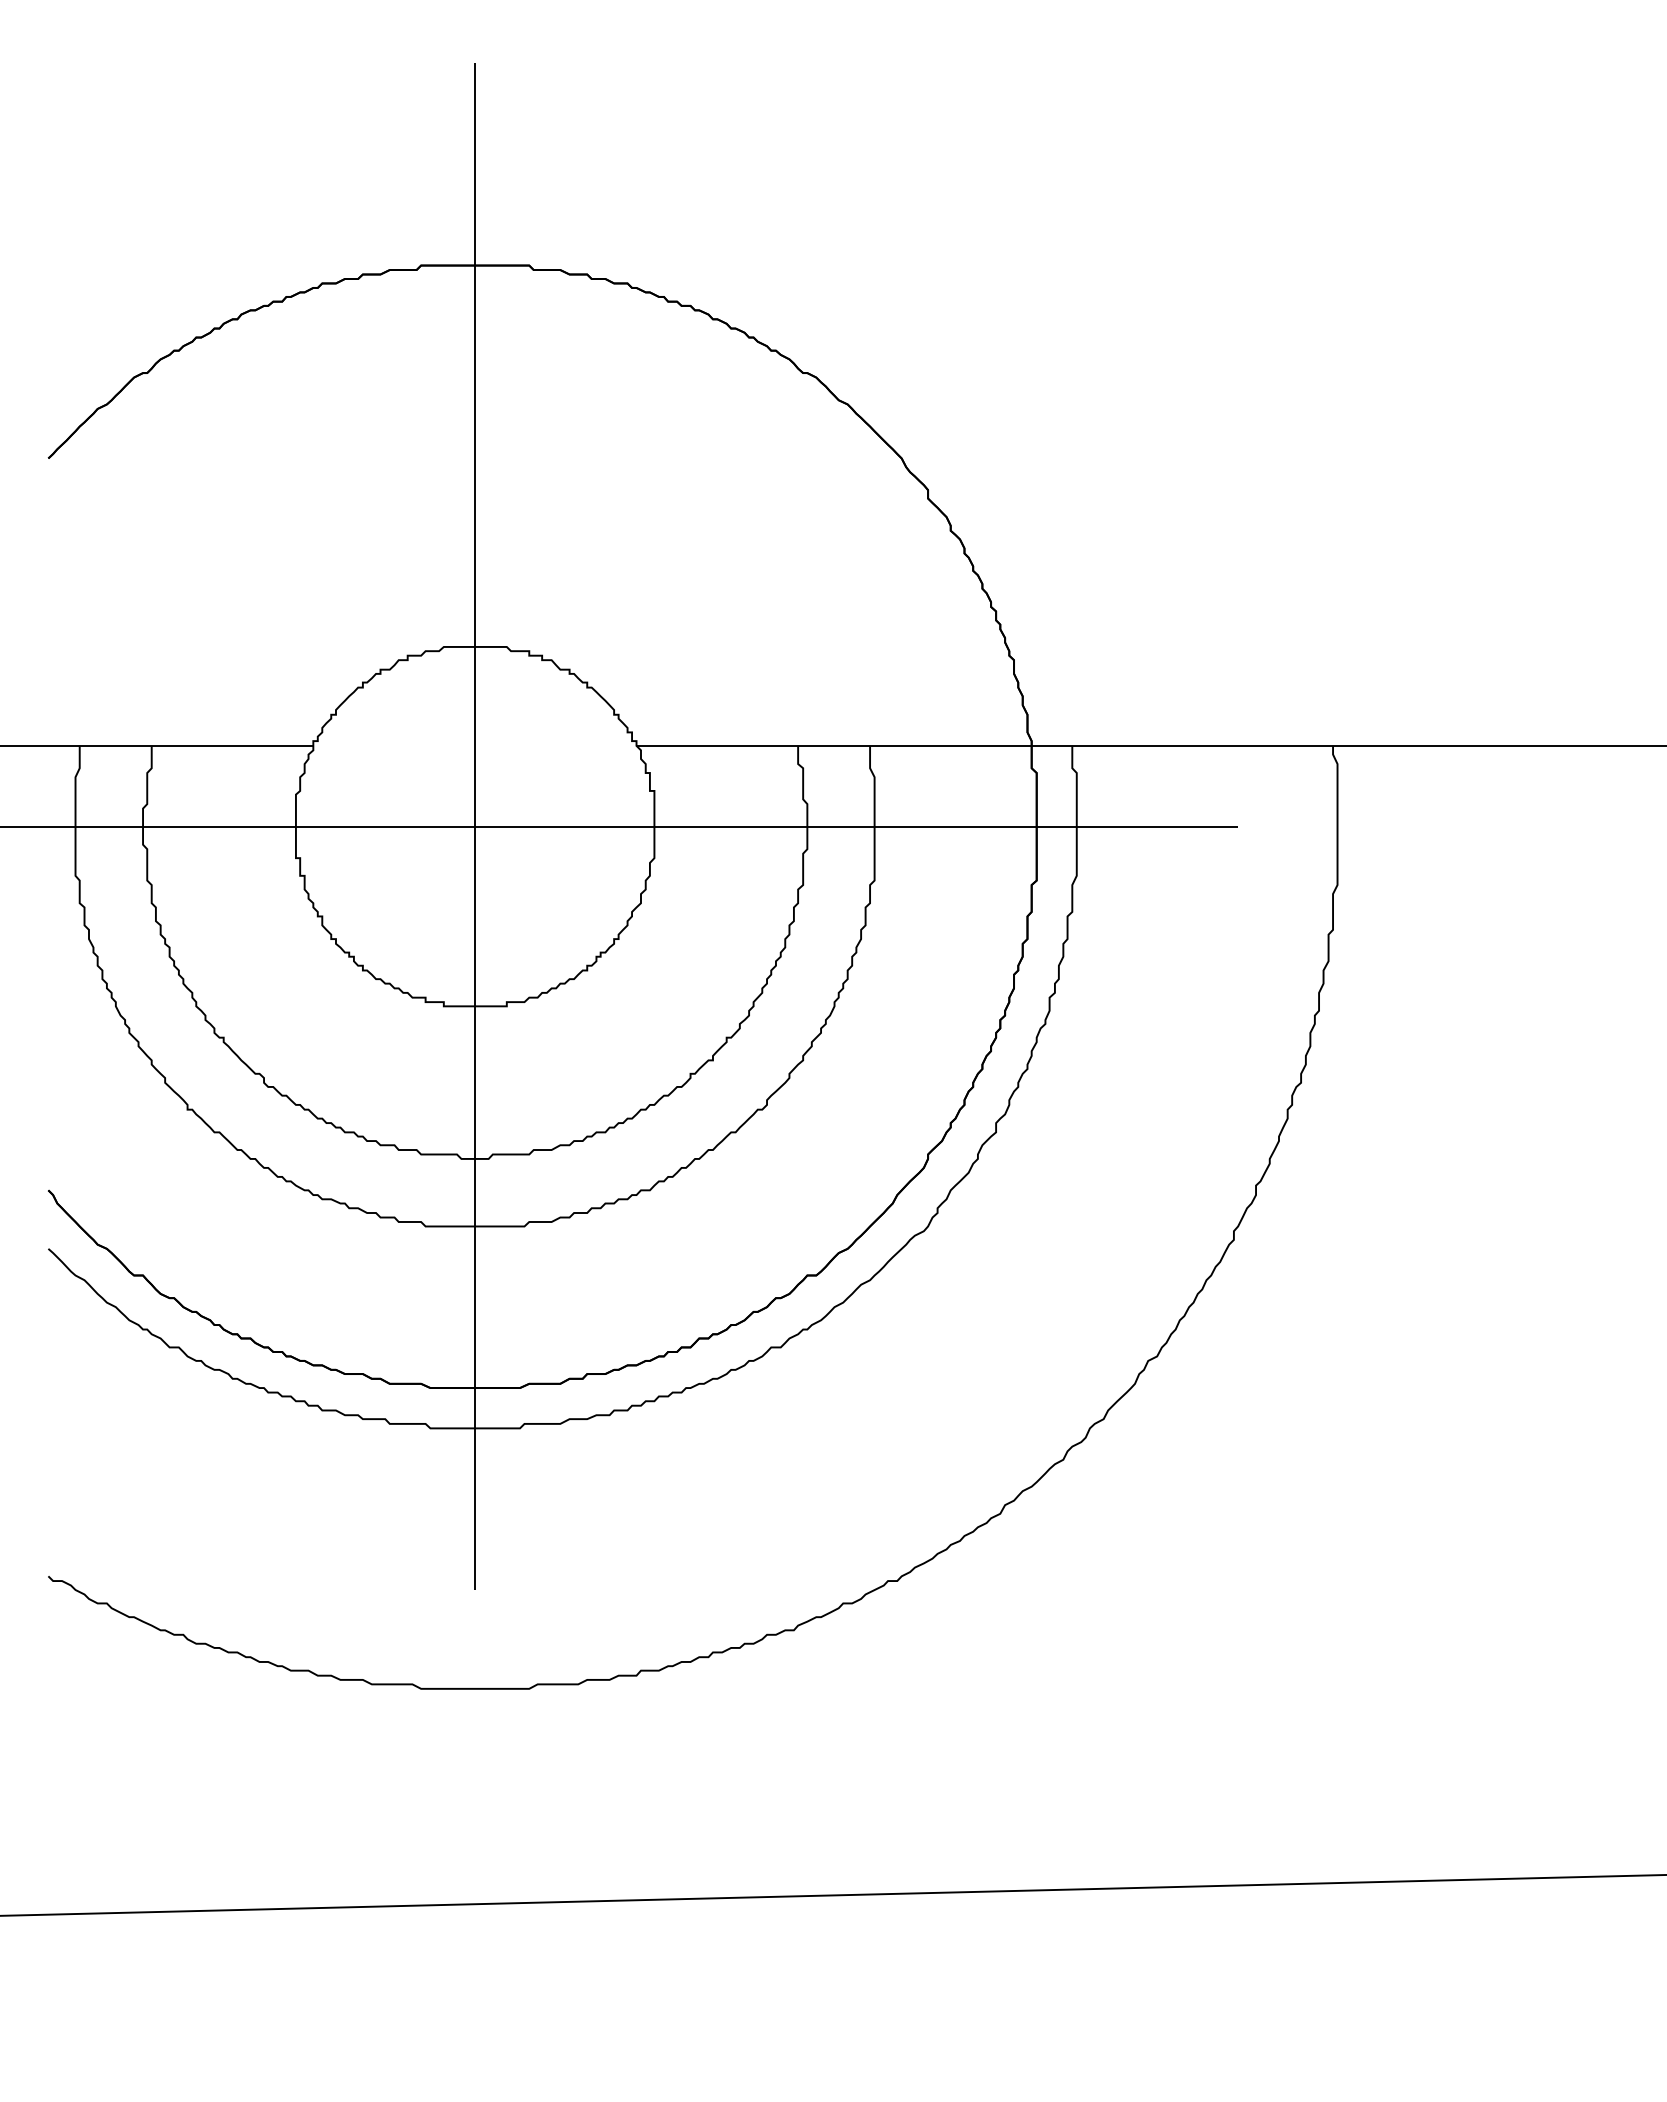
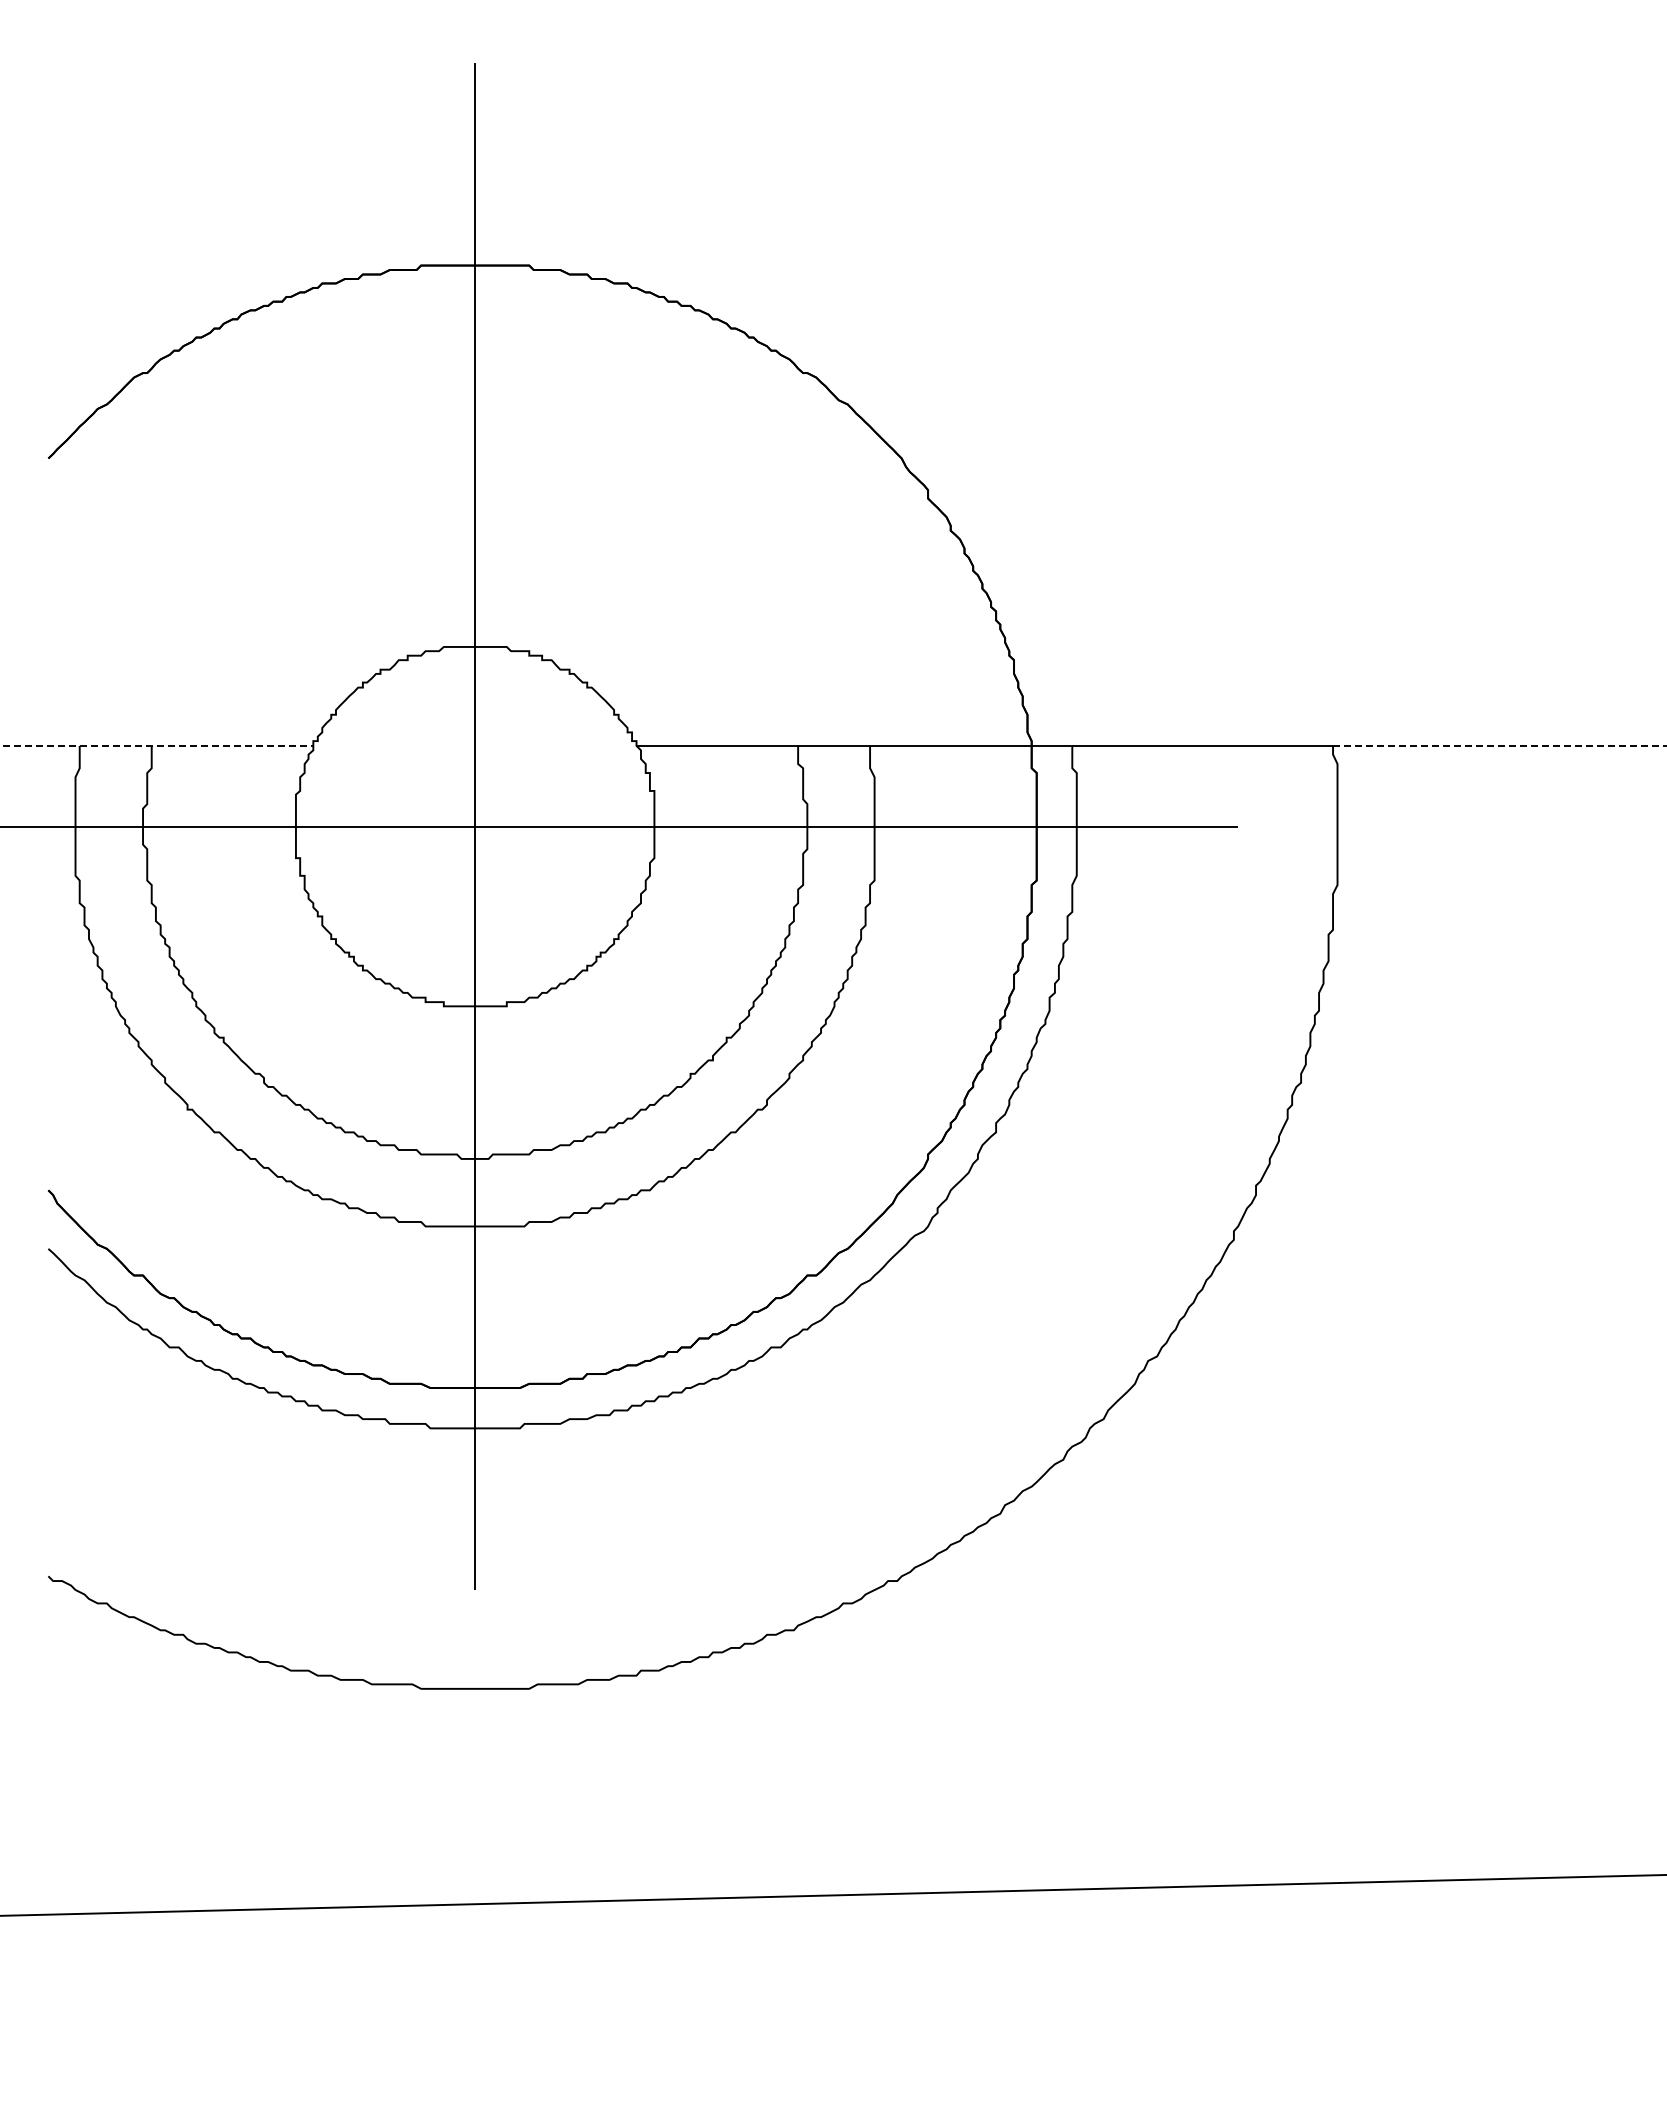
line: solid -> dashed (157, 745)
line: solid -> dashed (1500, 745)
